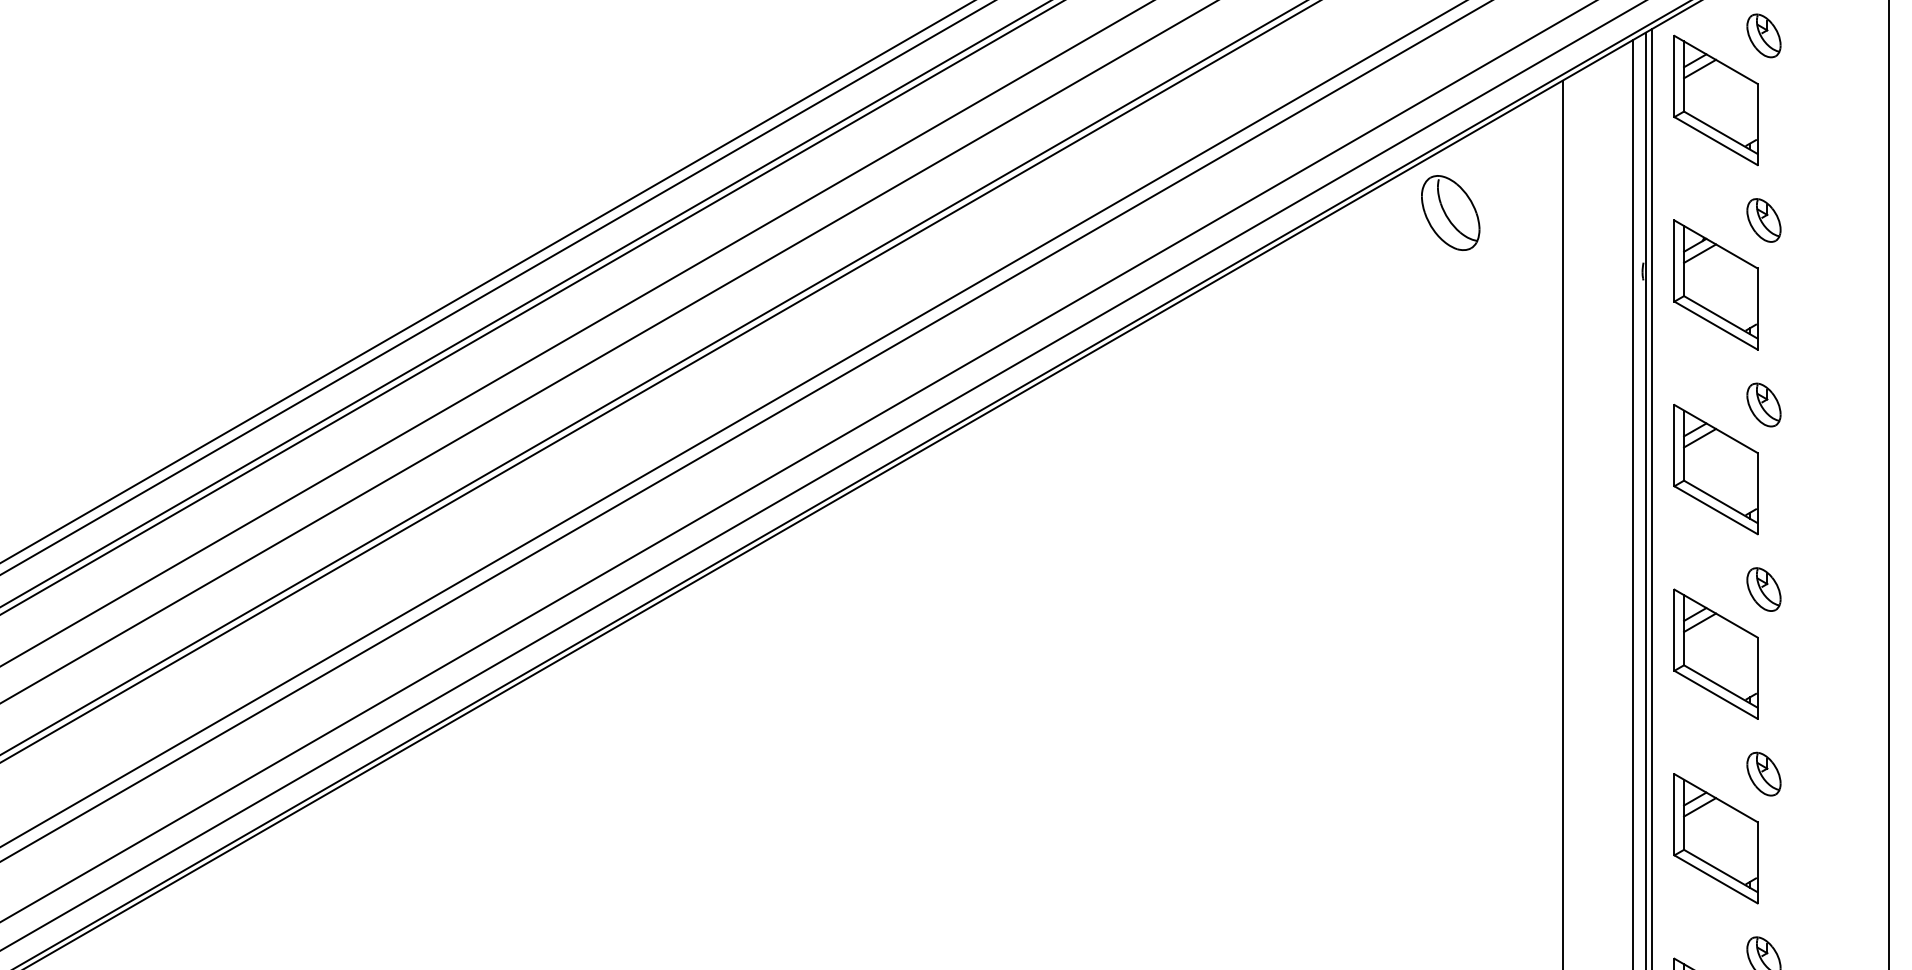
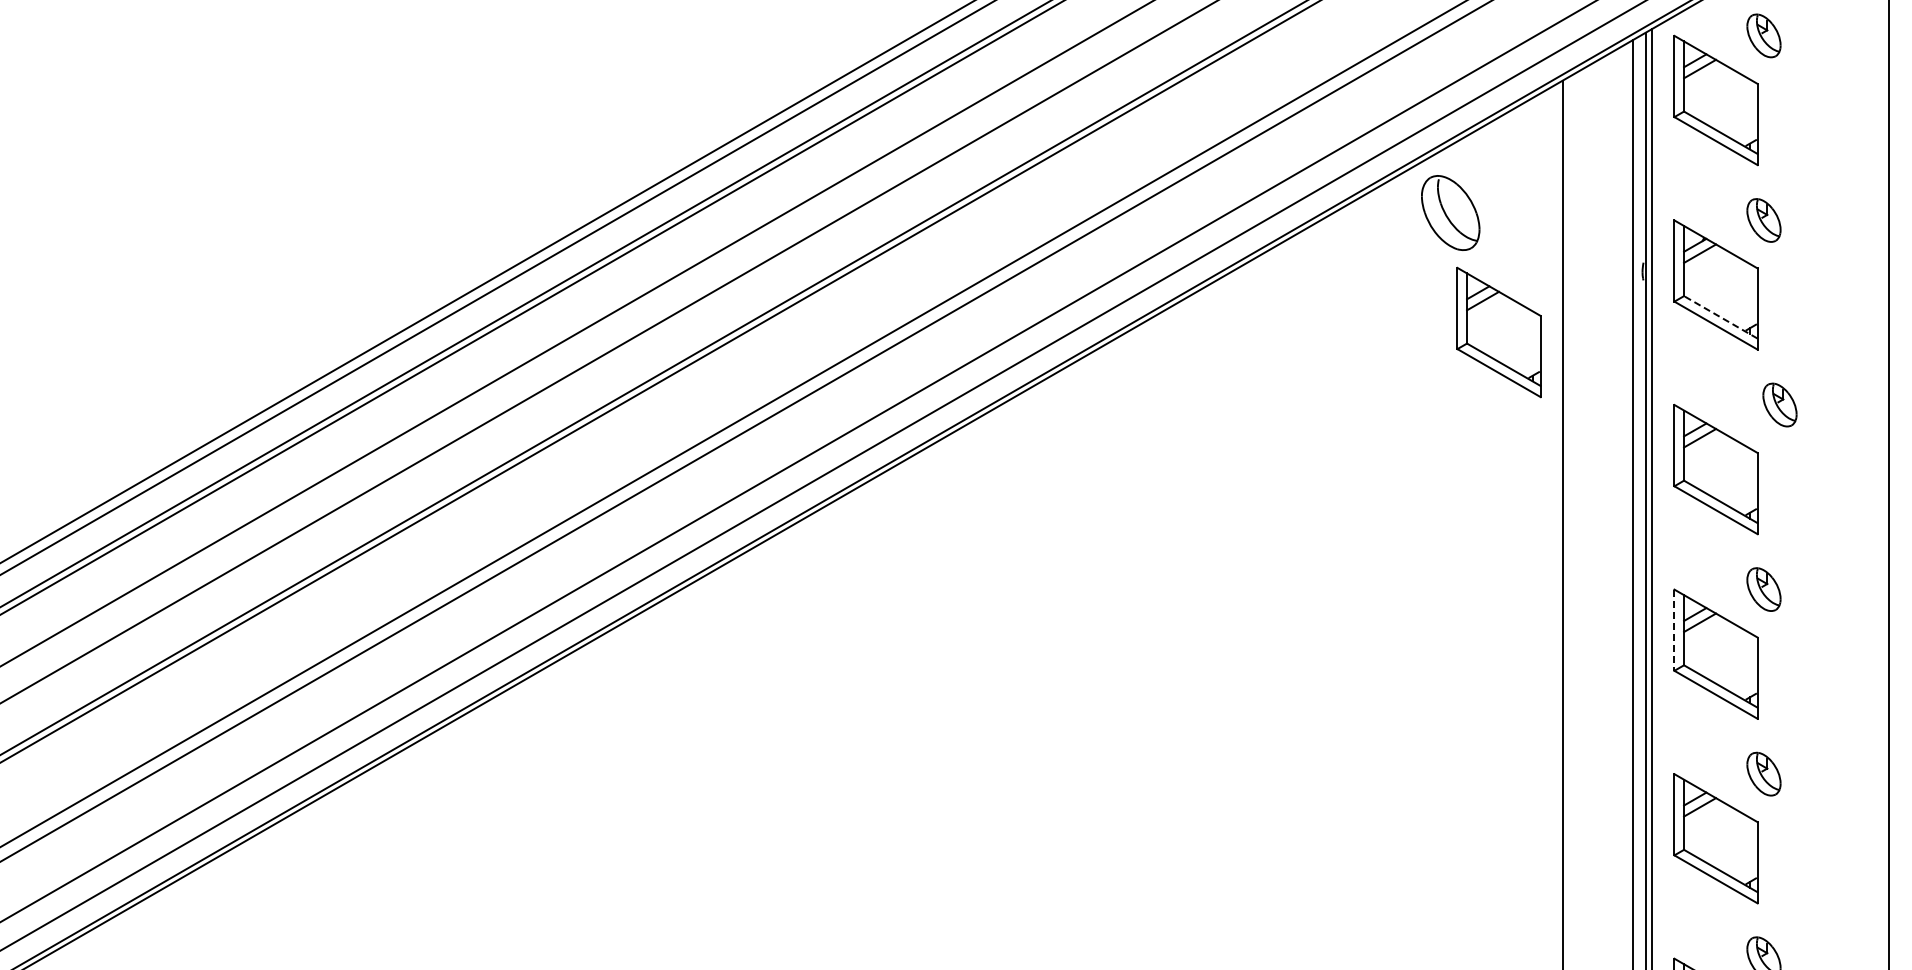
line: solid -> dashed (1720, 317)
part: none -> present (1498, 332)
part position: (1763, 404) -> (1779, 404) (1779, 404)
line: solid -> dashed (1674, 630)
